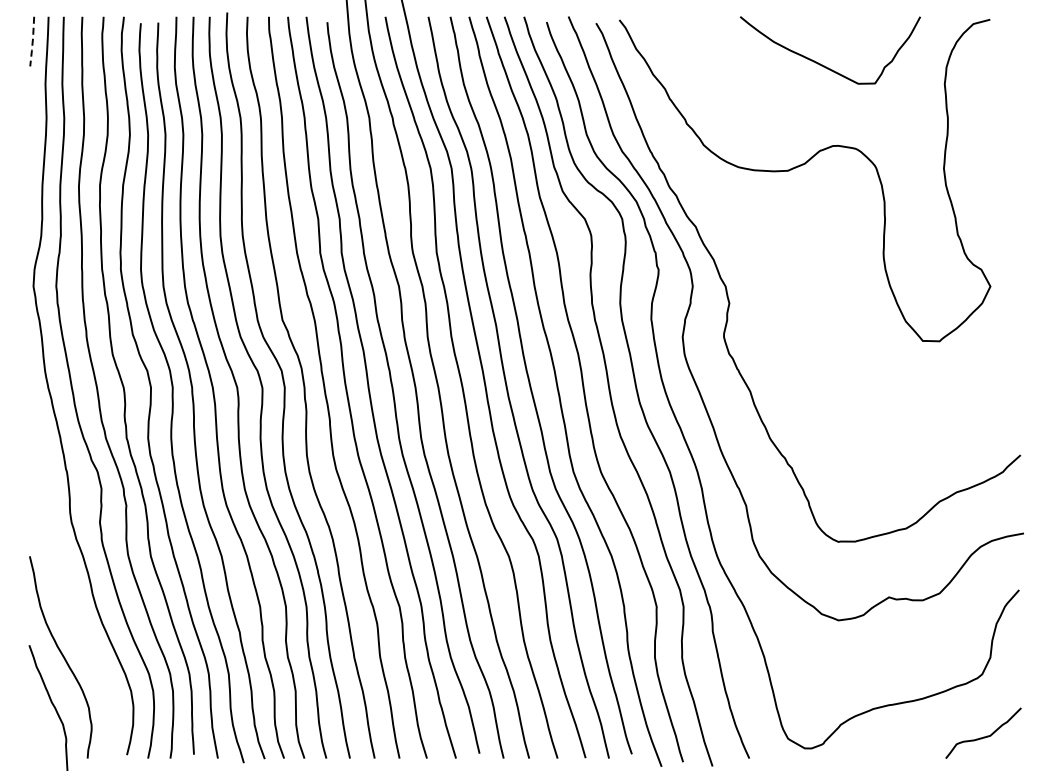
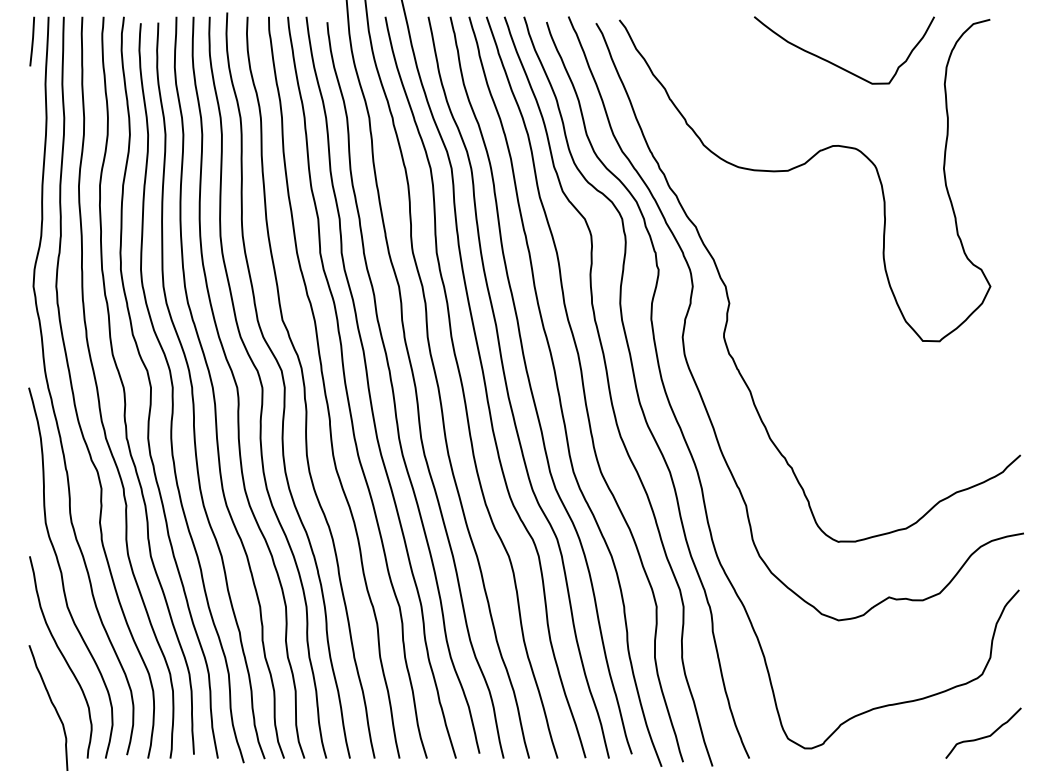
line: dashed -> solid (32, 42)
curve position: (822, 64) -> (836, 64) (836, 64)
curve: none -> present (62, 572)
